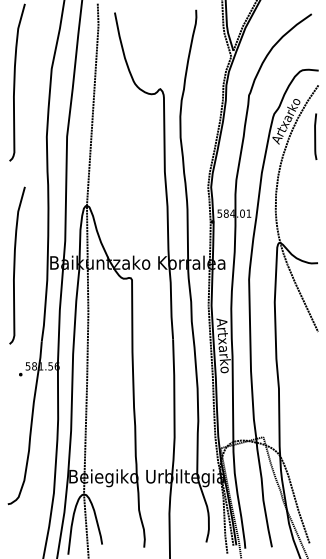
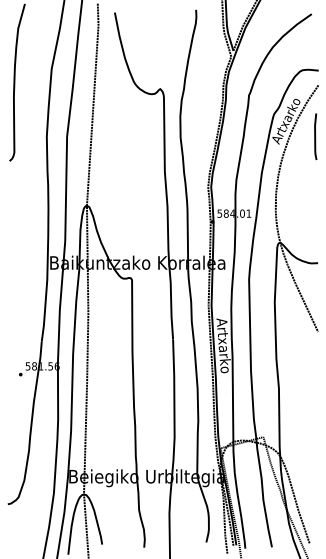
curve: present -> none (15, 265)
